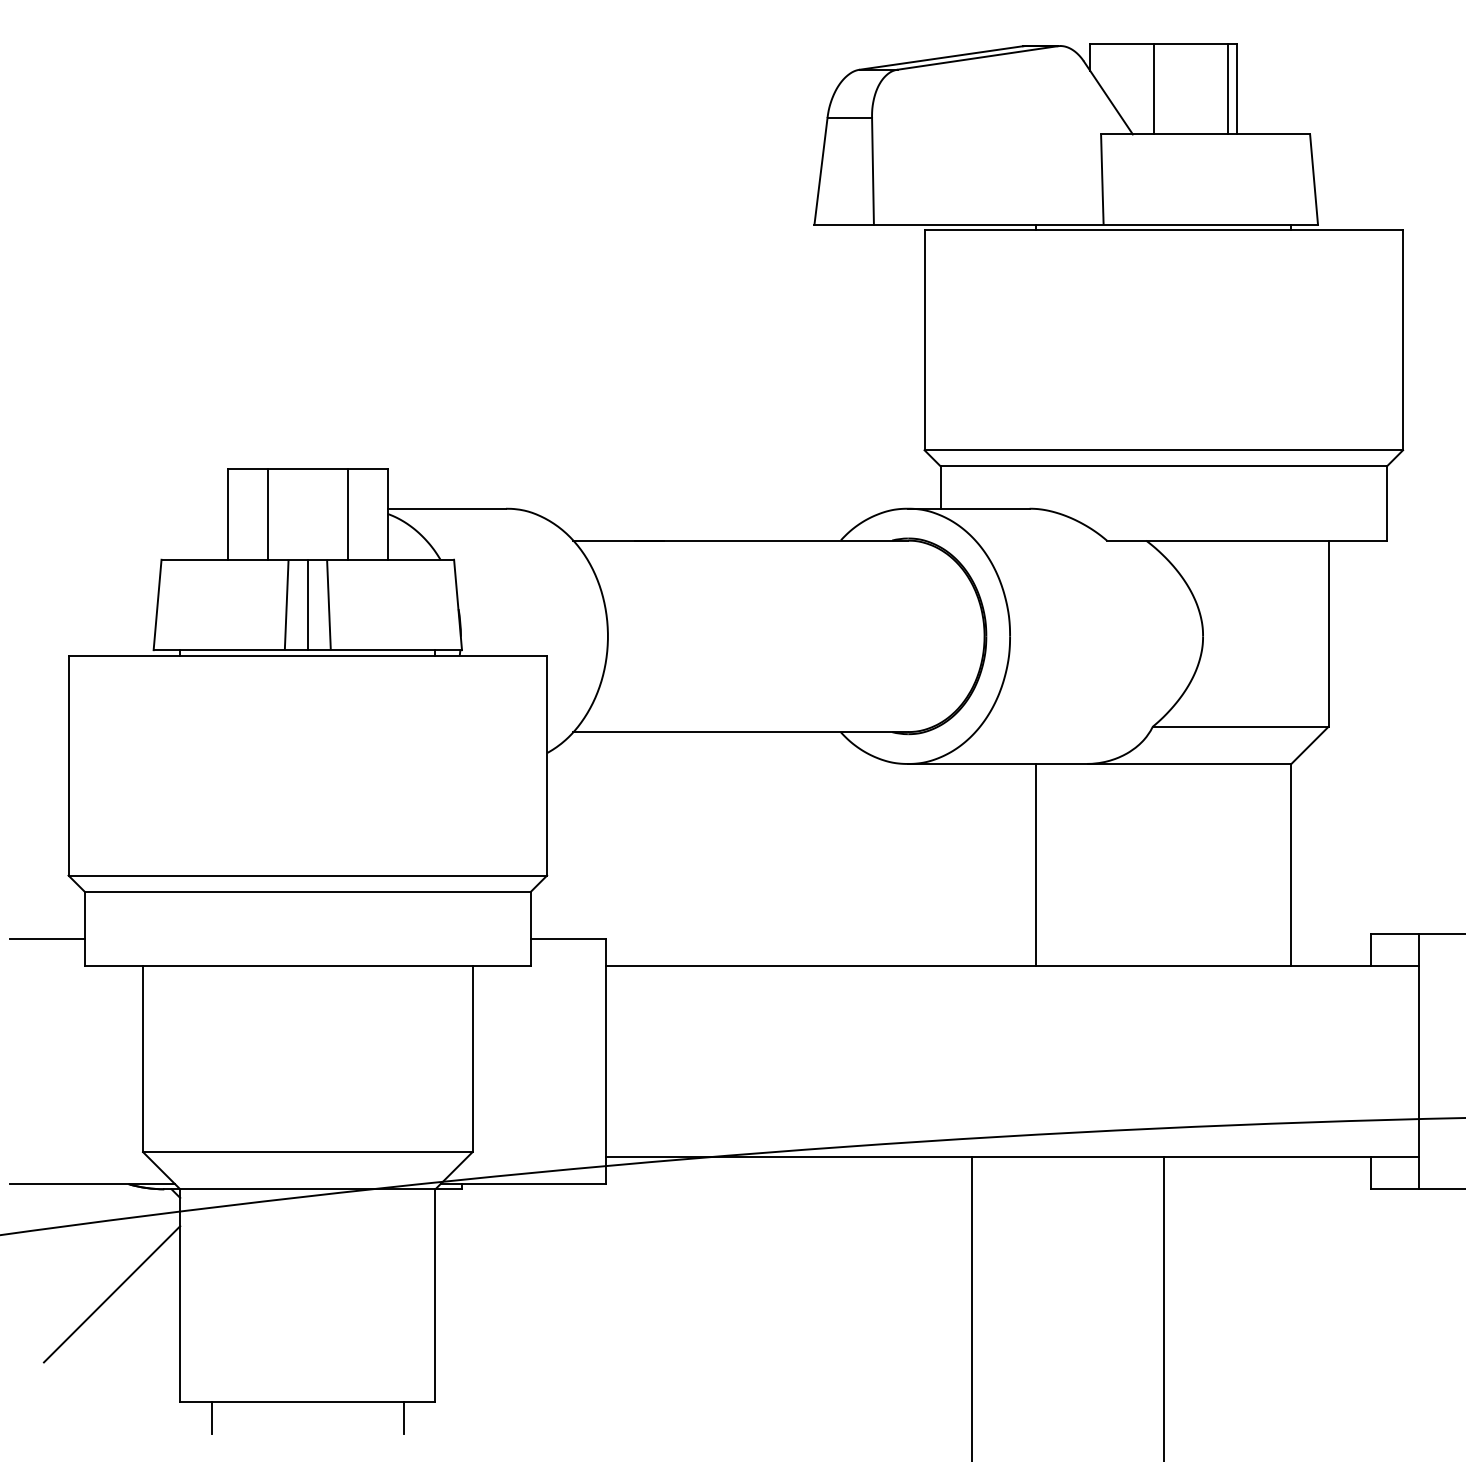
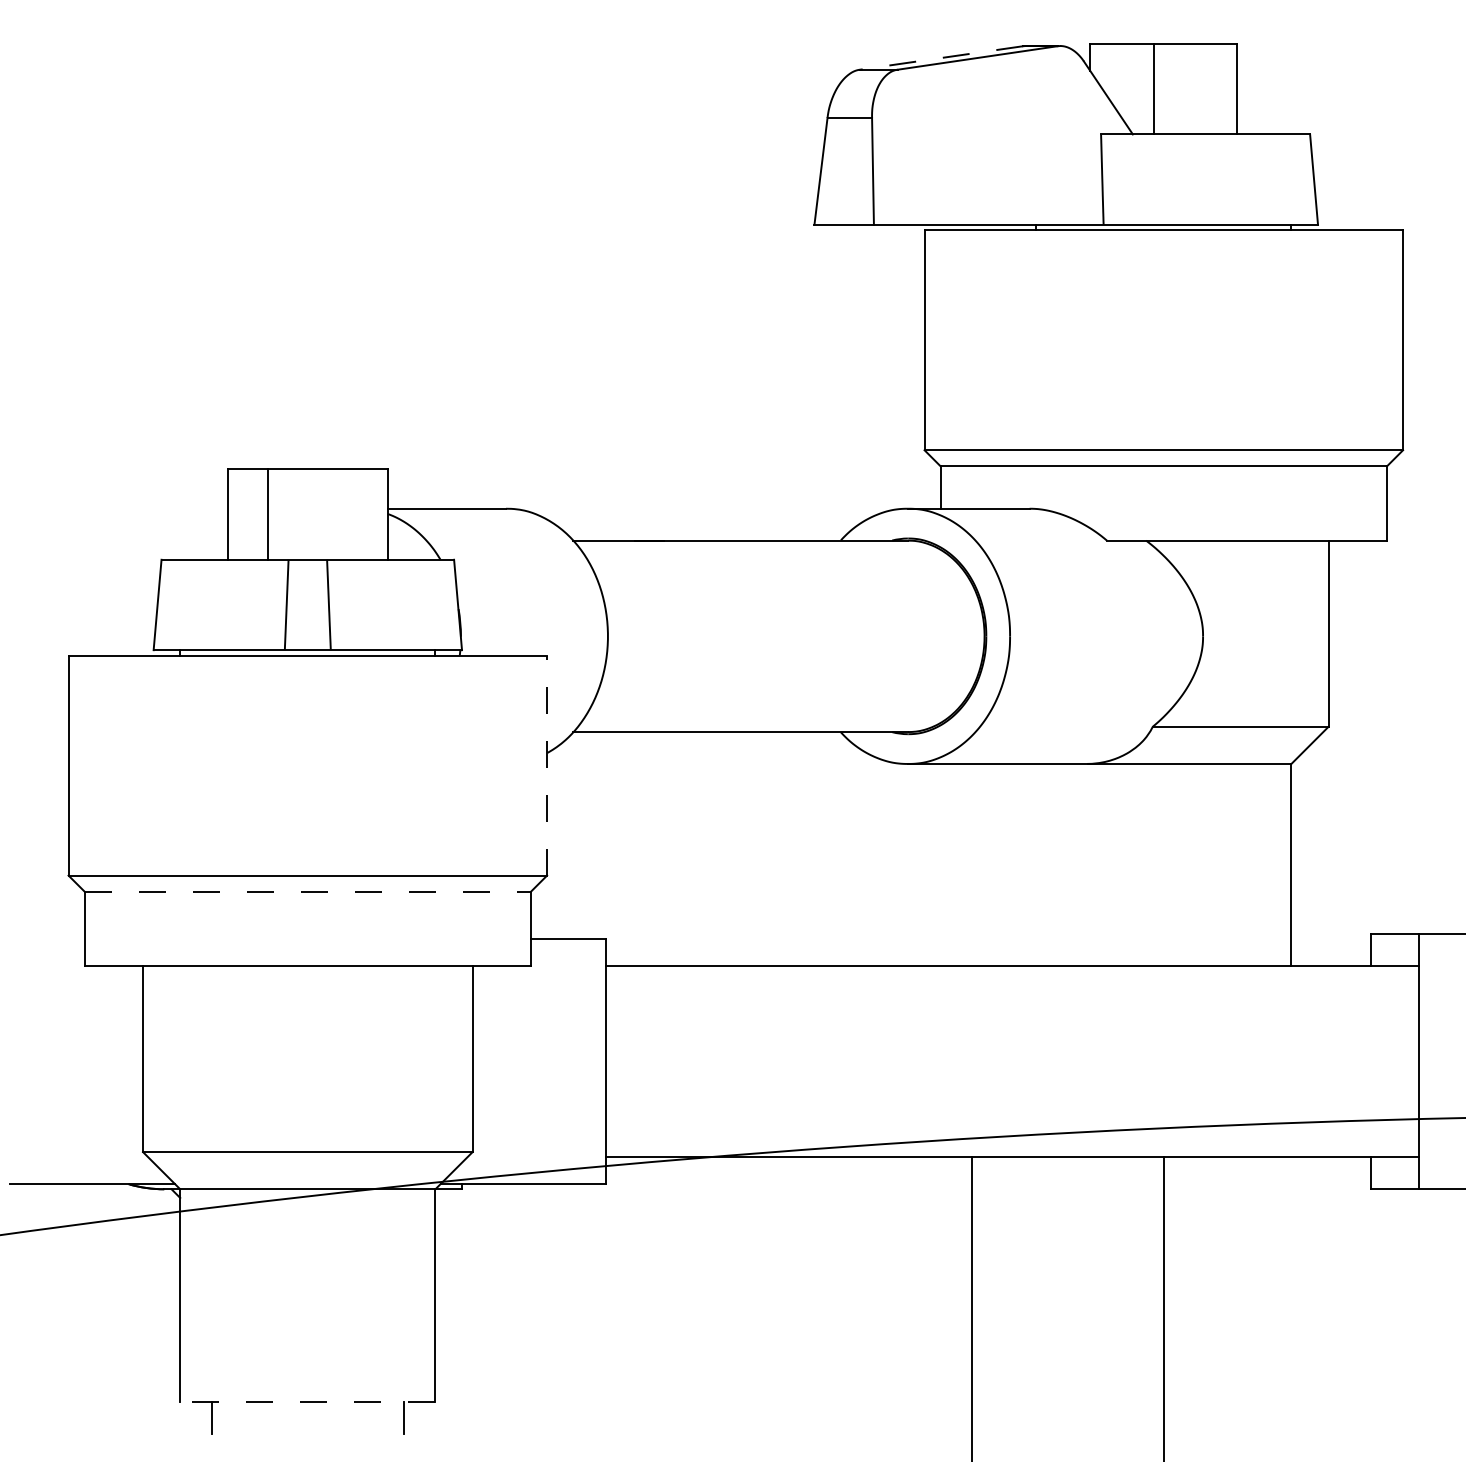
line: solid -> dashed (941, 58)
line: present -> none (1227, 89)
line: present -> none (347, 514)
line: present -> none (307, 604)
line: solid -> dashed (547, 765)
line: present -> none (1036, 864)
line: solid -> dashed (308, 891)
line: present -> none (47, 939)
line: present -> none (111, 1294)
line: solid -> dashed (307, 1401)
